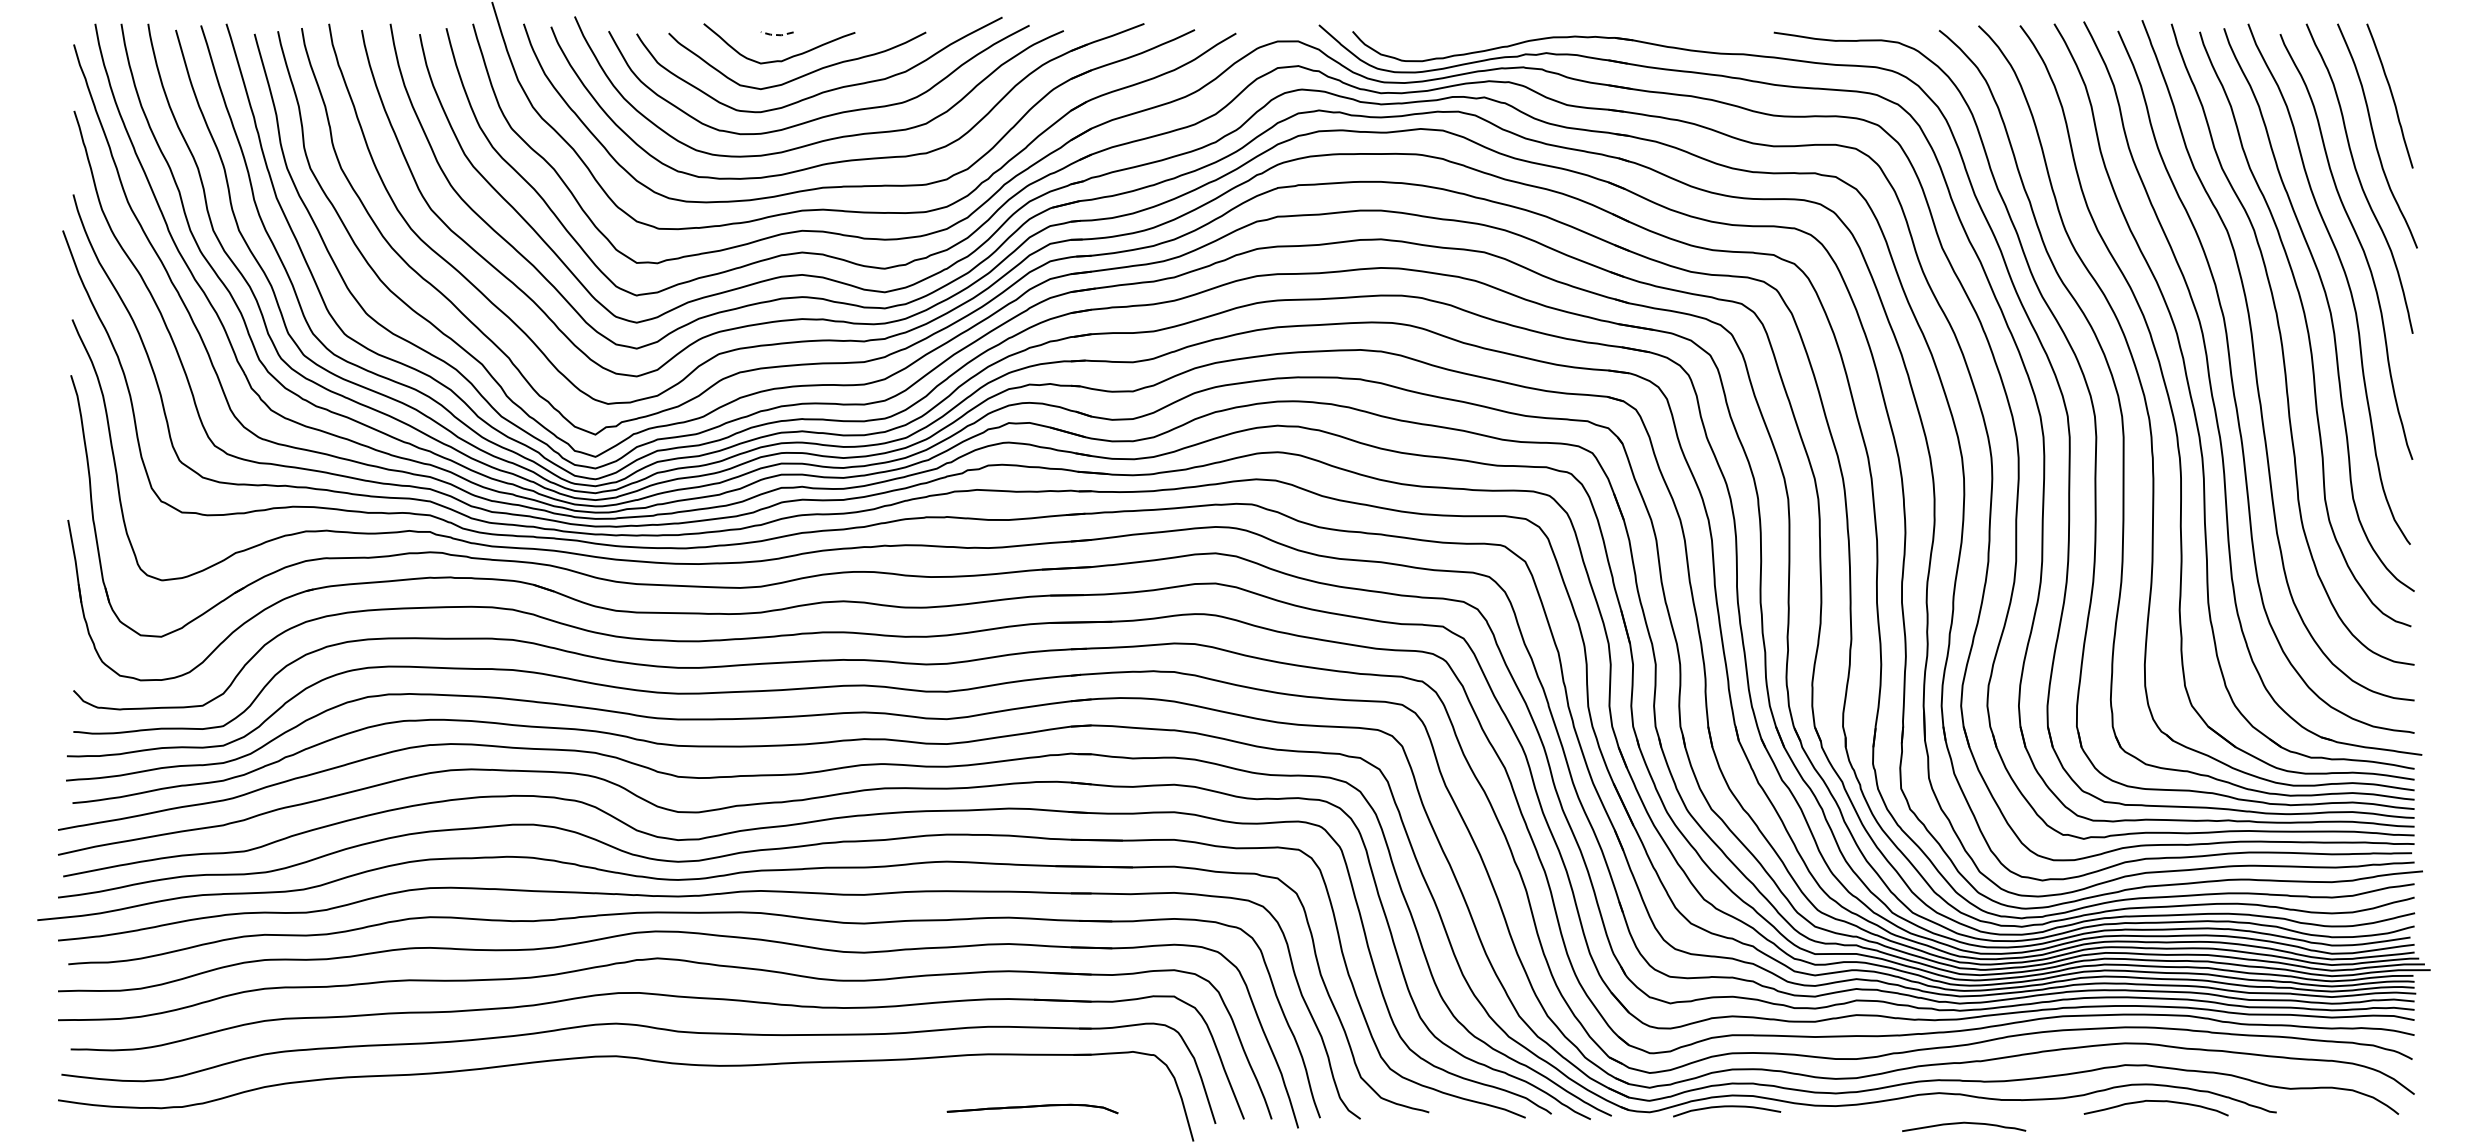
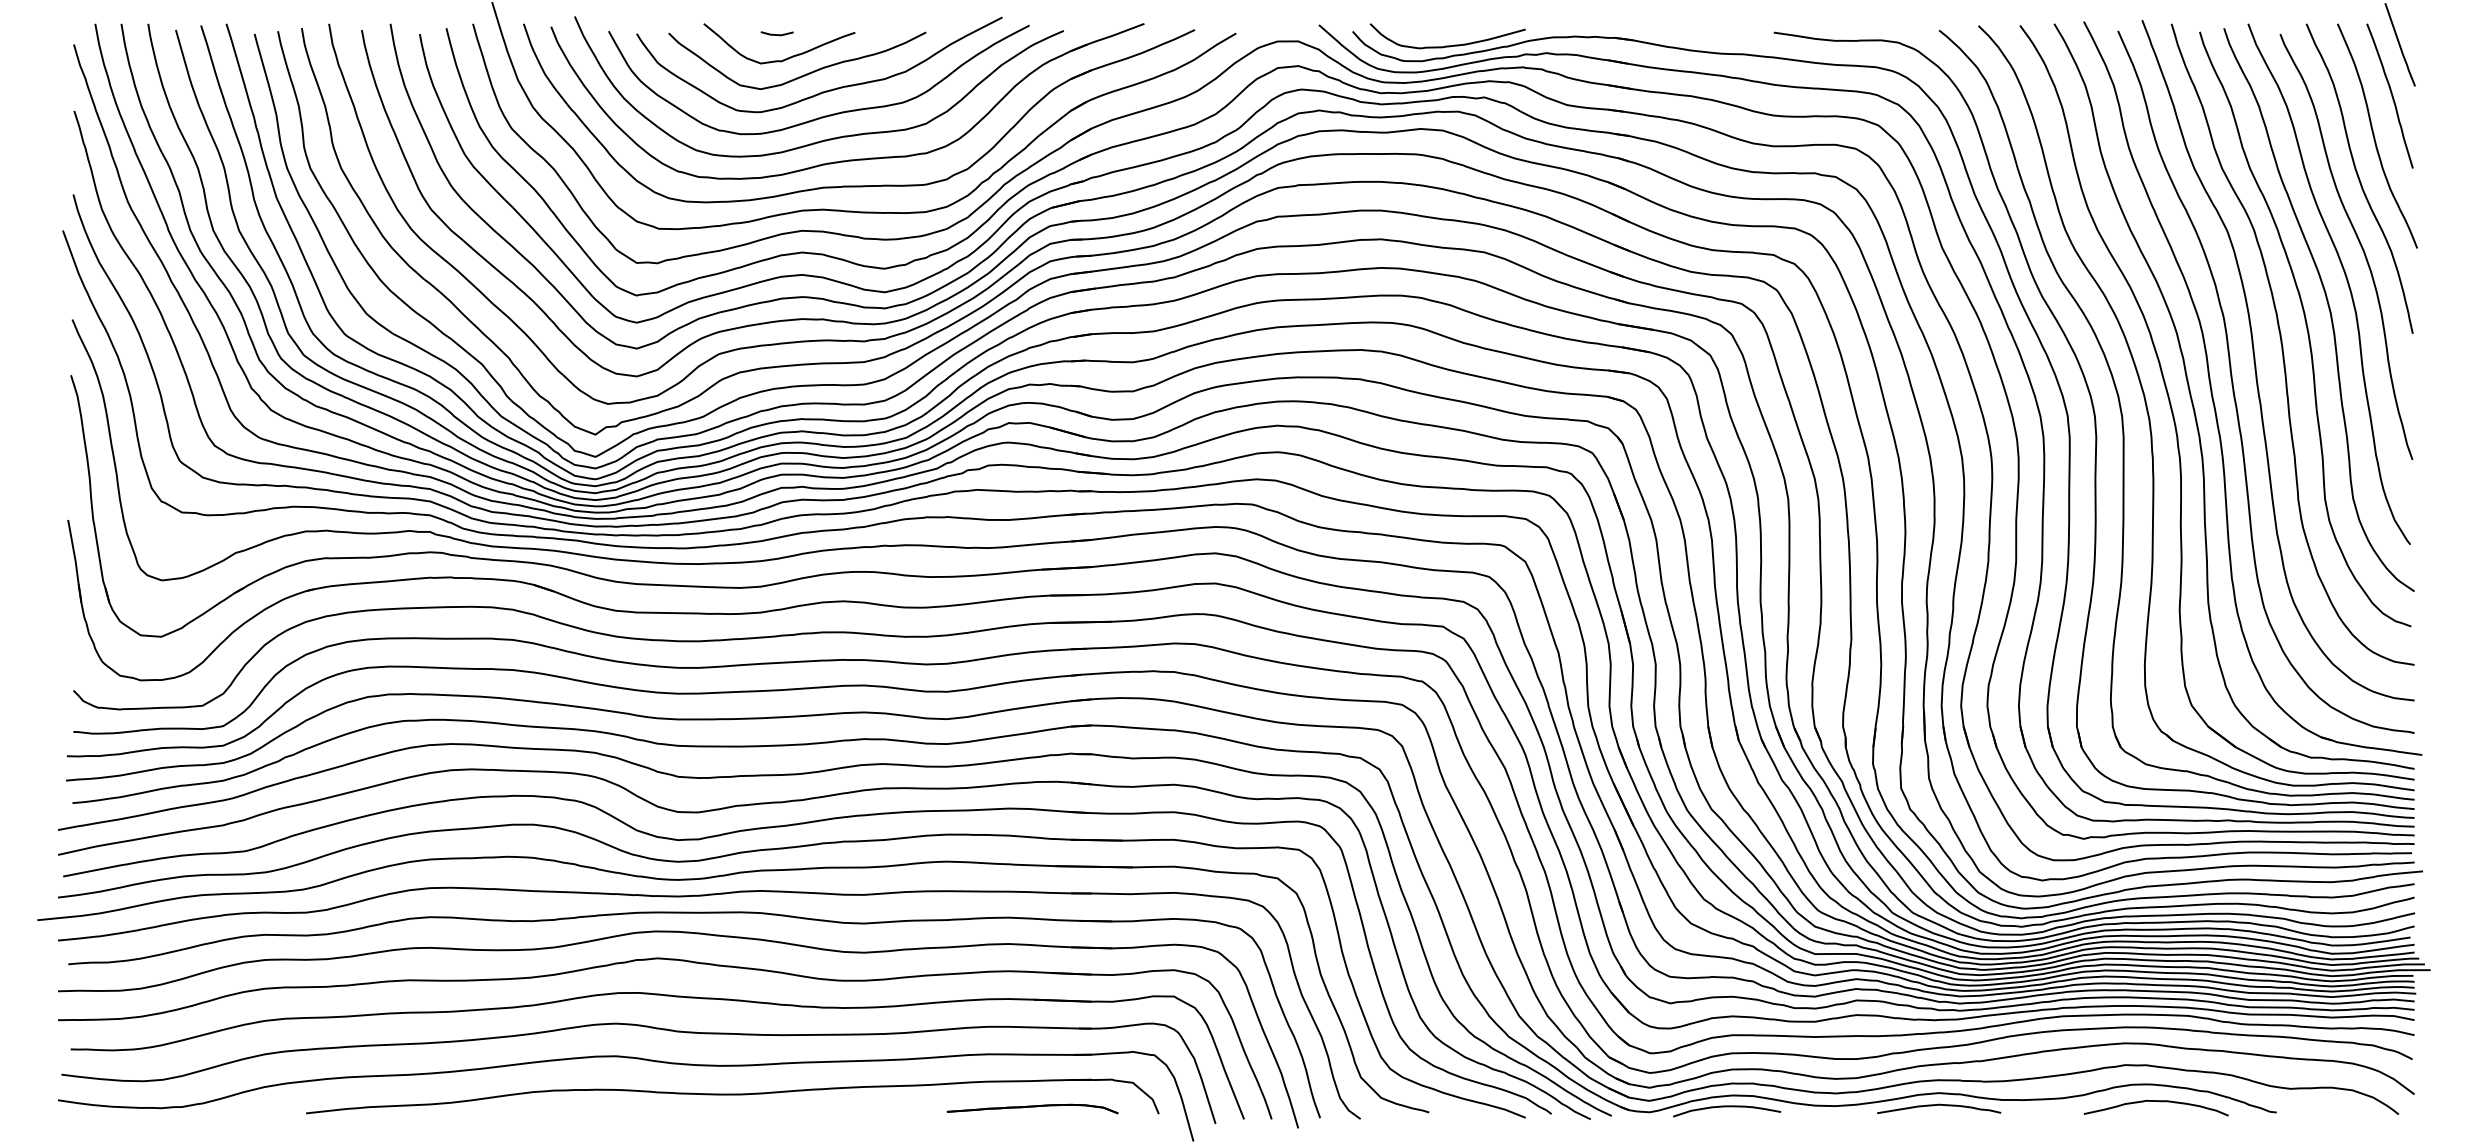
line: dashed -> solid (776, 35)
line: none -> present (2399, 44)
curve: none -> present (1447, 45)
part: none -> present (732, 1096)
curve position: (1964, 1123) -> (1939, 1105) (1939, 1105)
